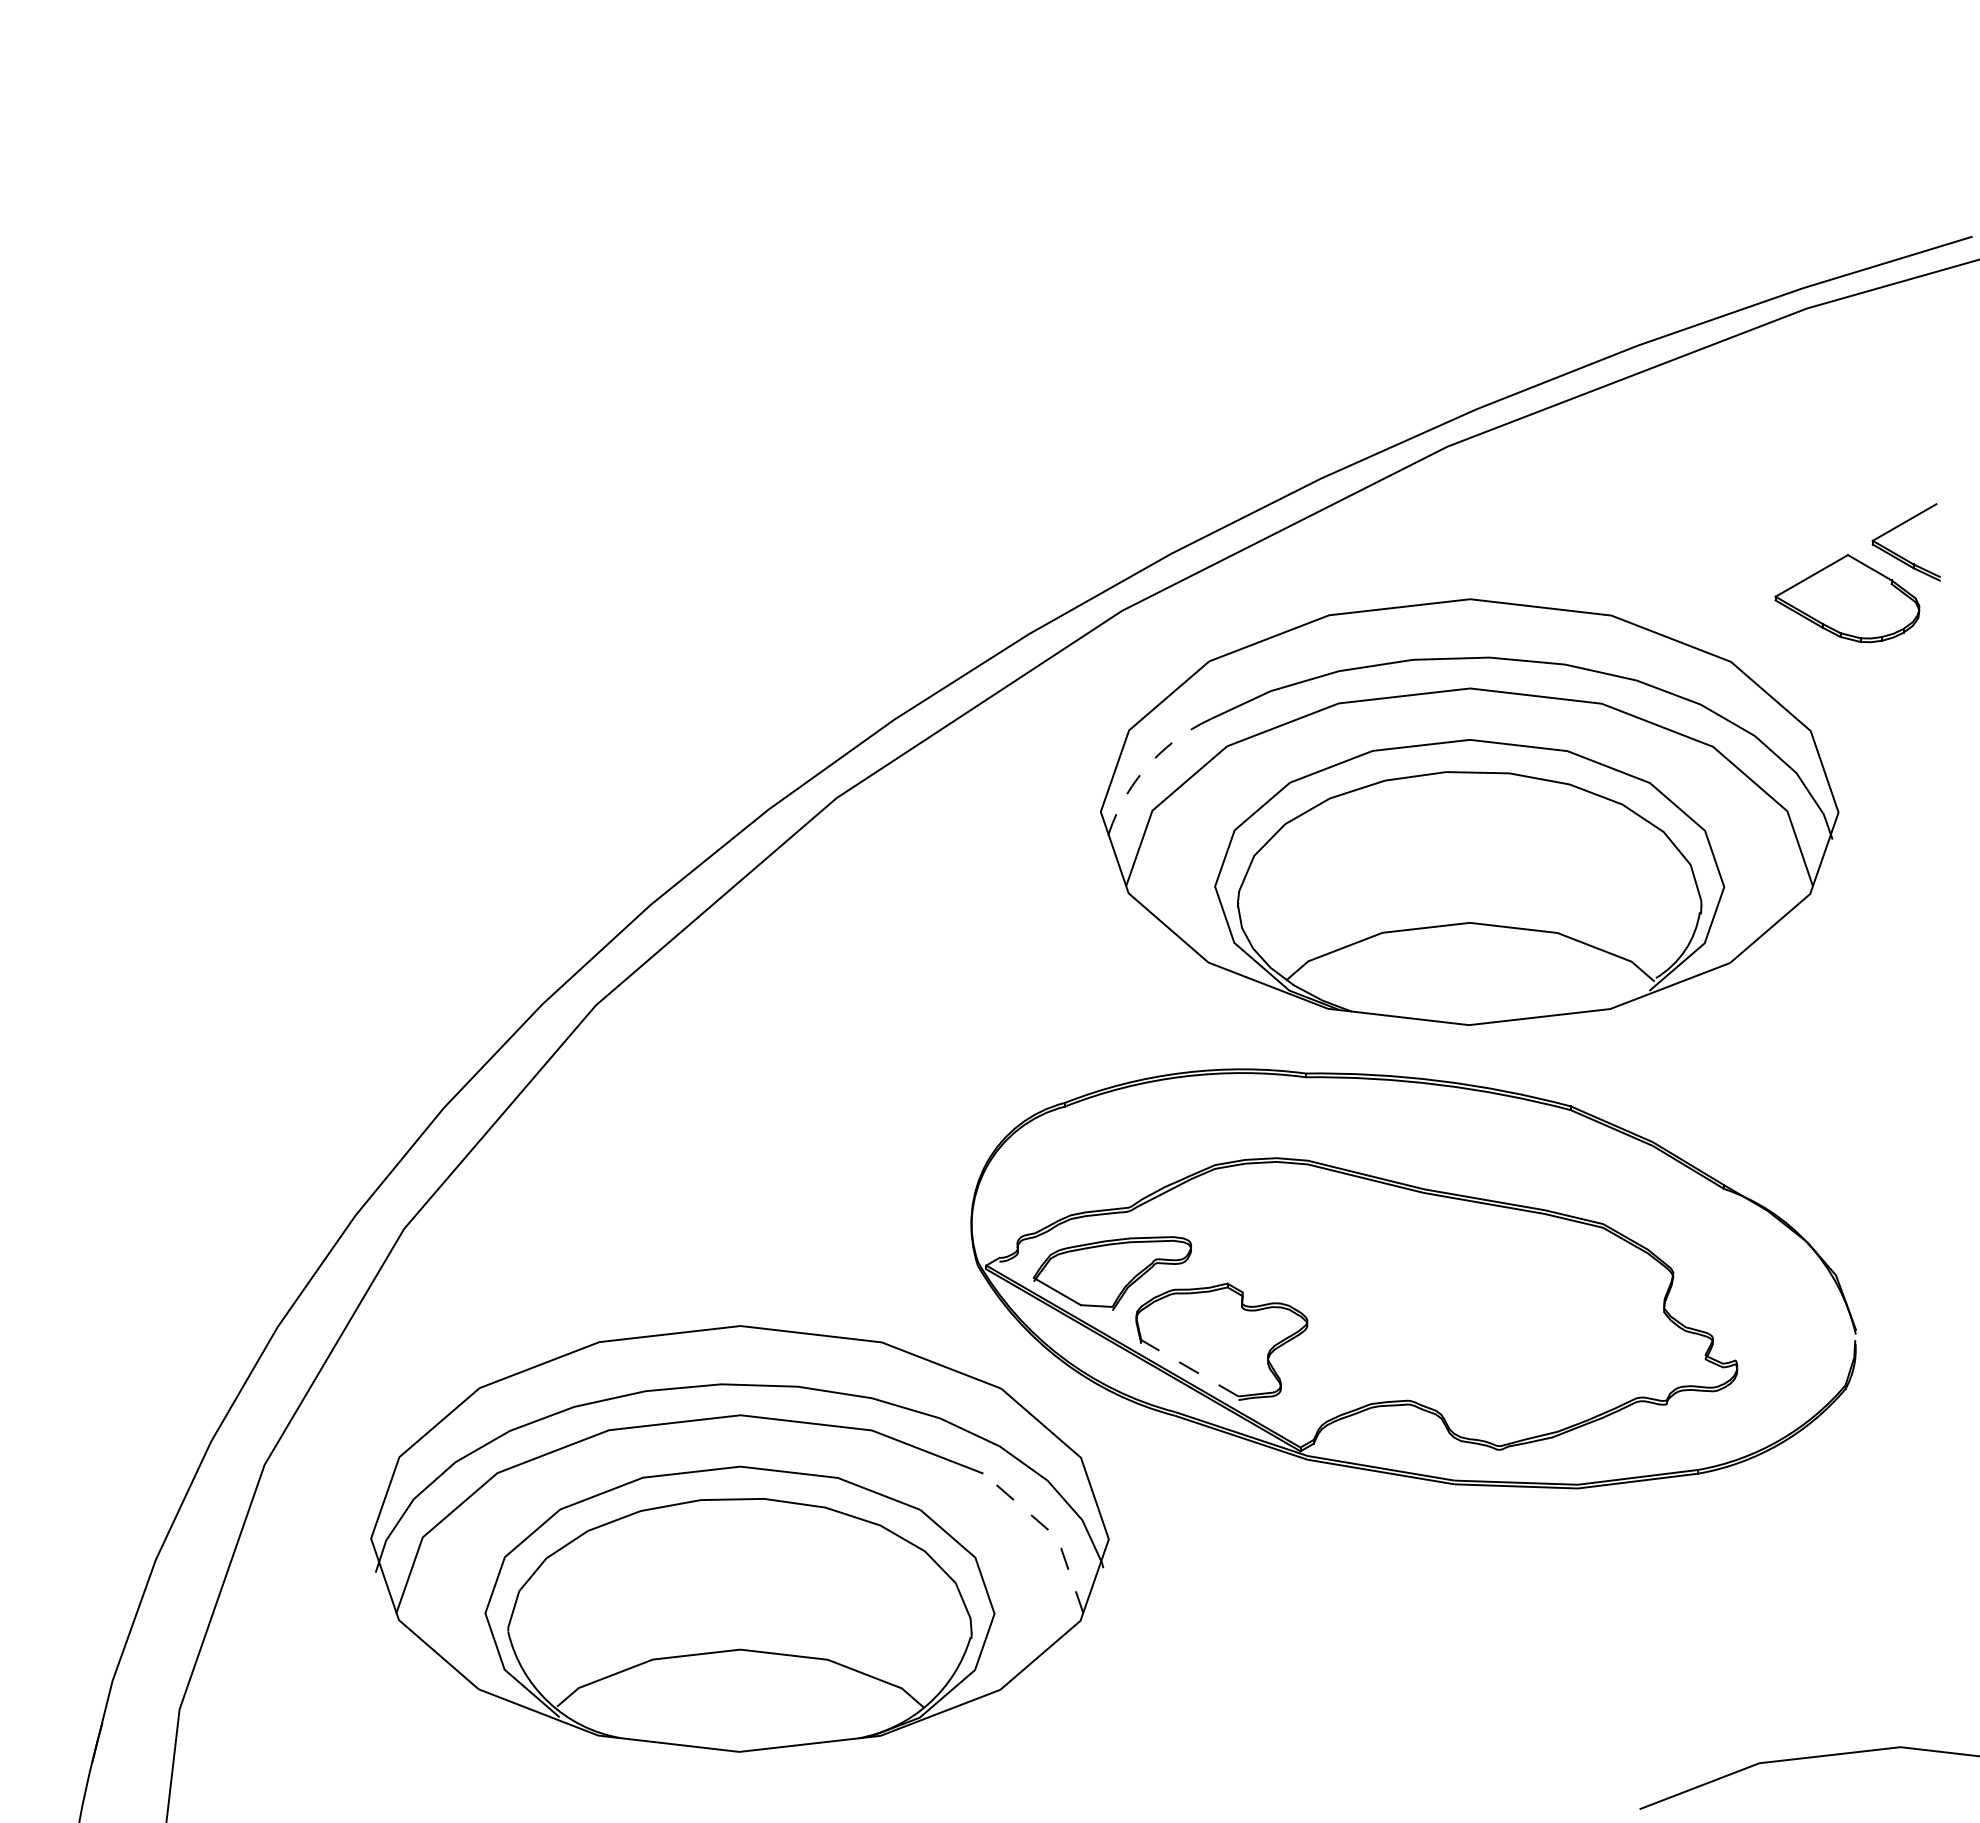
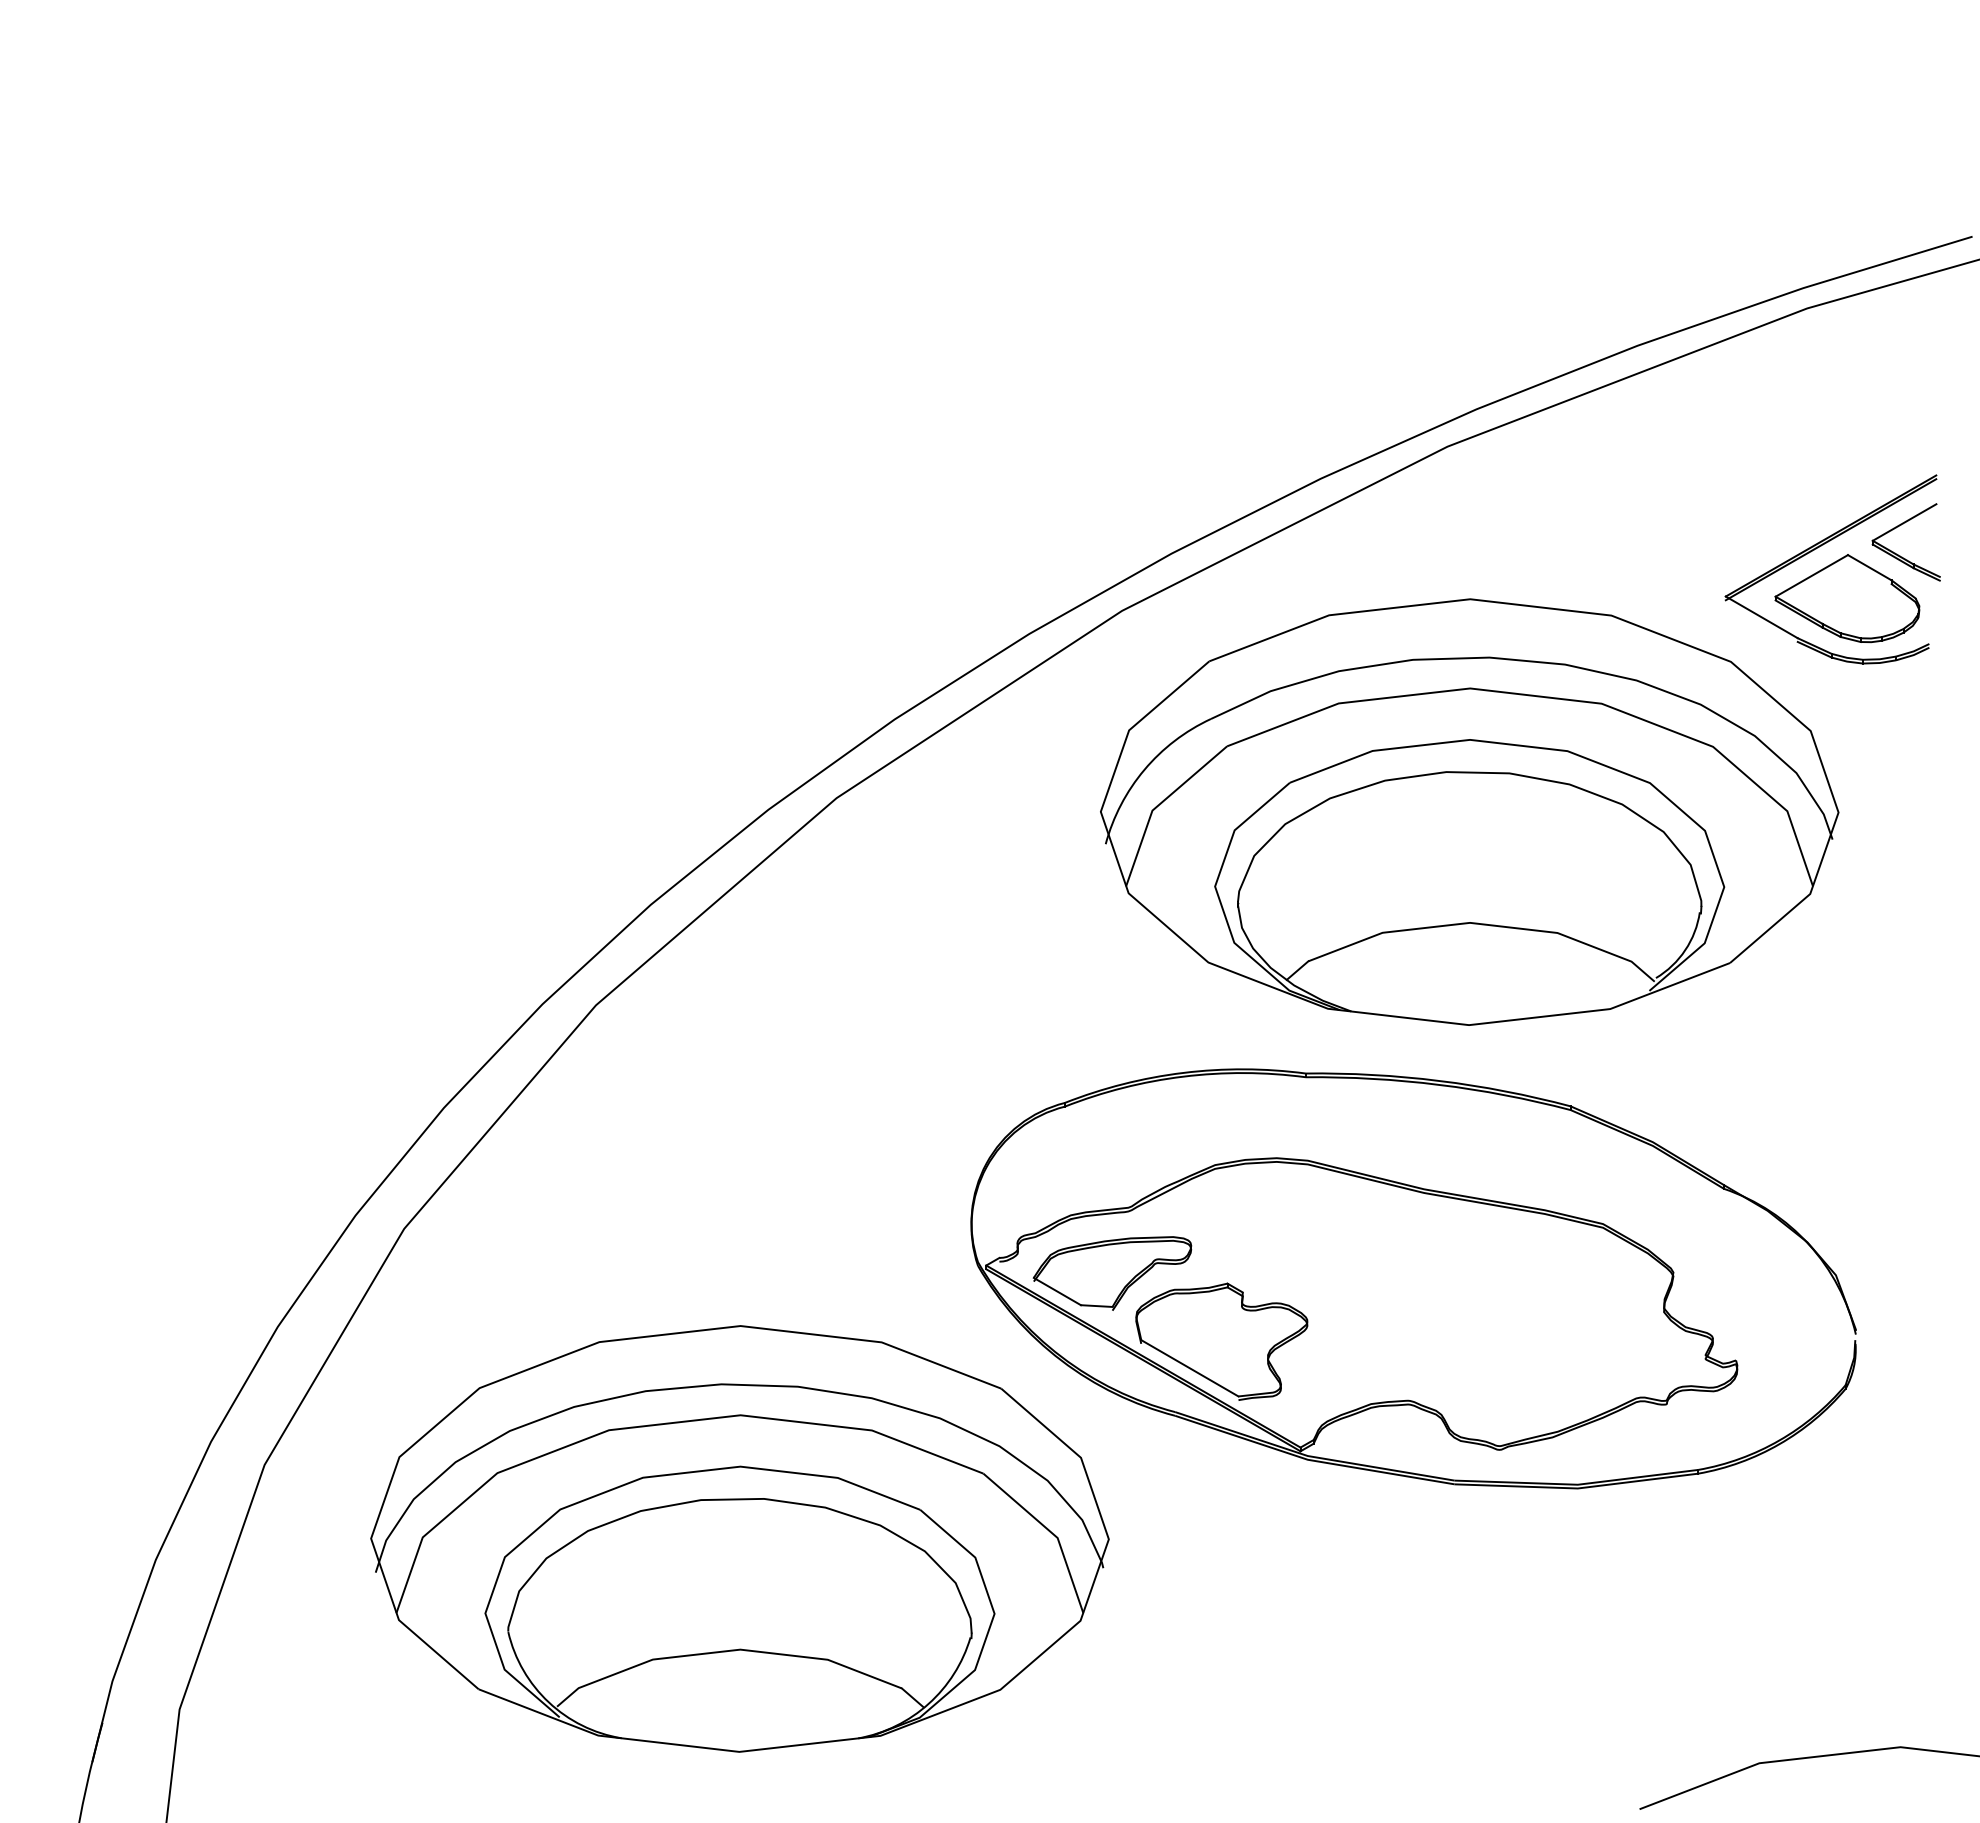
part: none -> present (1816, 549)
arc: dashed -> solid (1144, 769)
line: dashed -> solid (1189, 1368)
line: dashed -> solid (1050, 1532)
